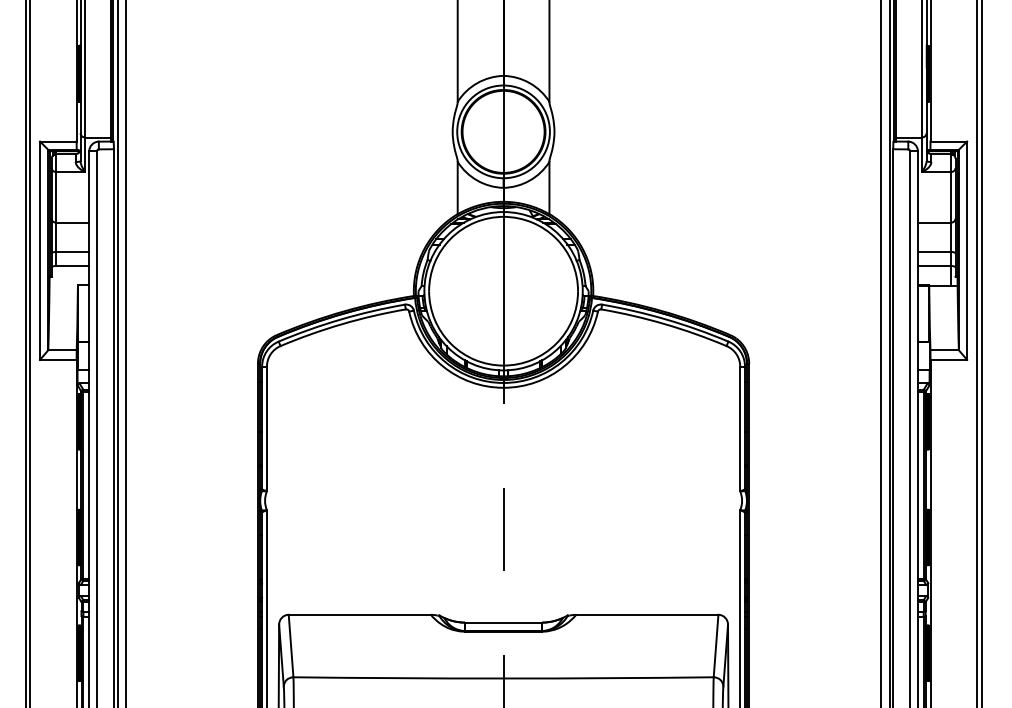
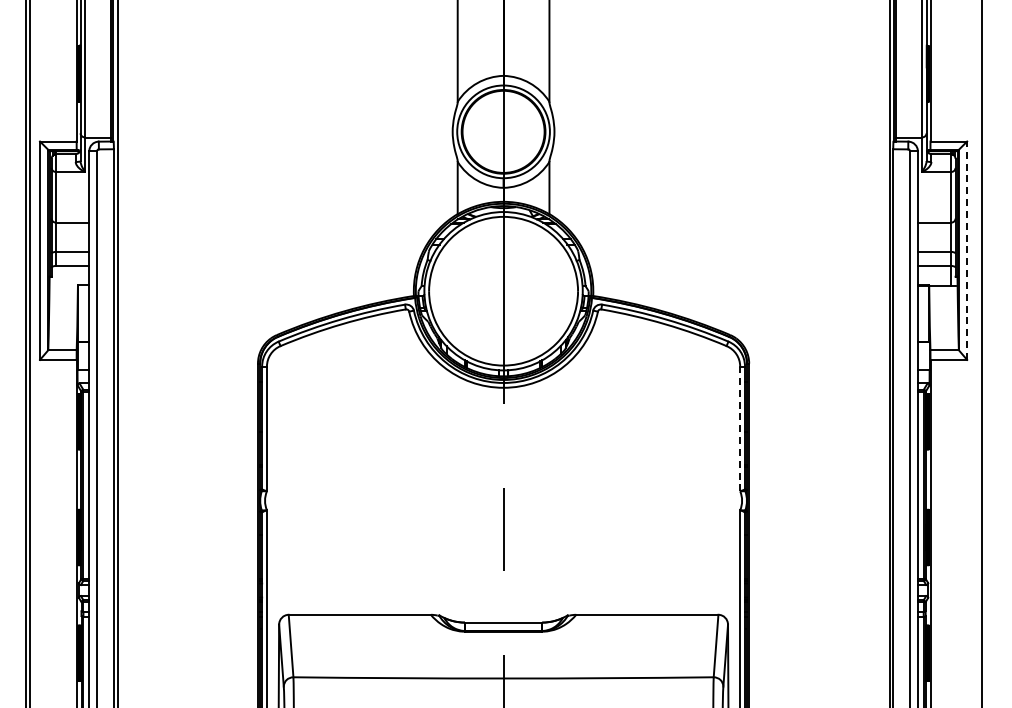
line: solid -> dashed (967, 250)
line: present -> none (126, 353)
line: present -> none (881, 353)
line: present -> none (976, 353)
line: solid -> dashed (740, 428)
